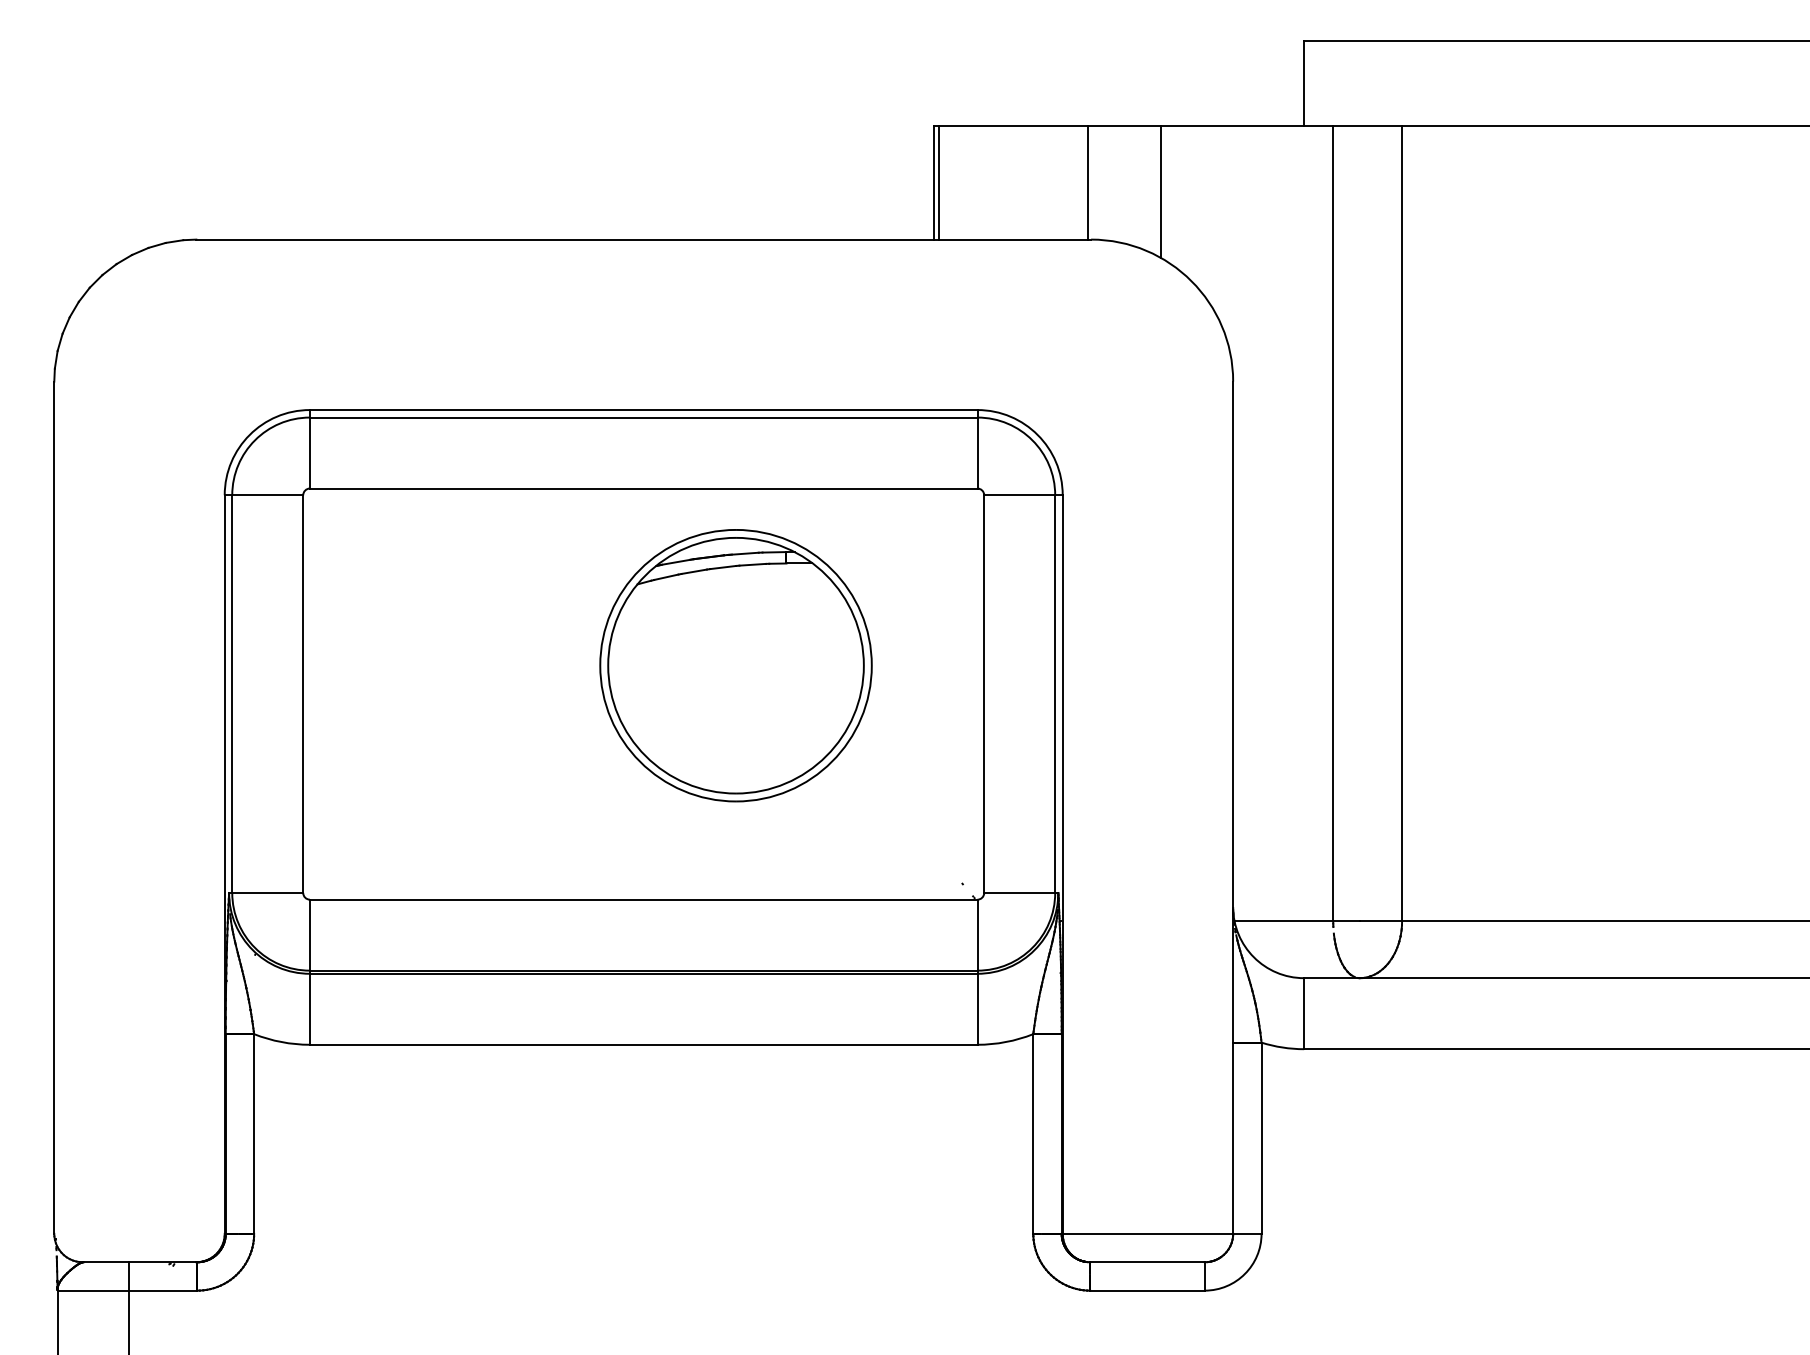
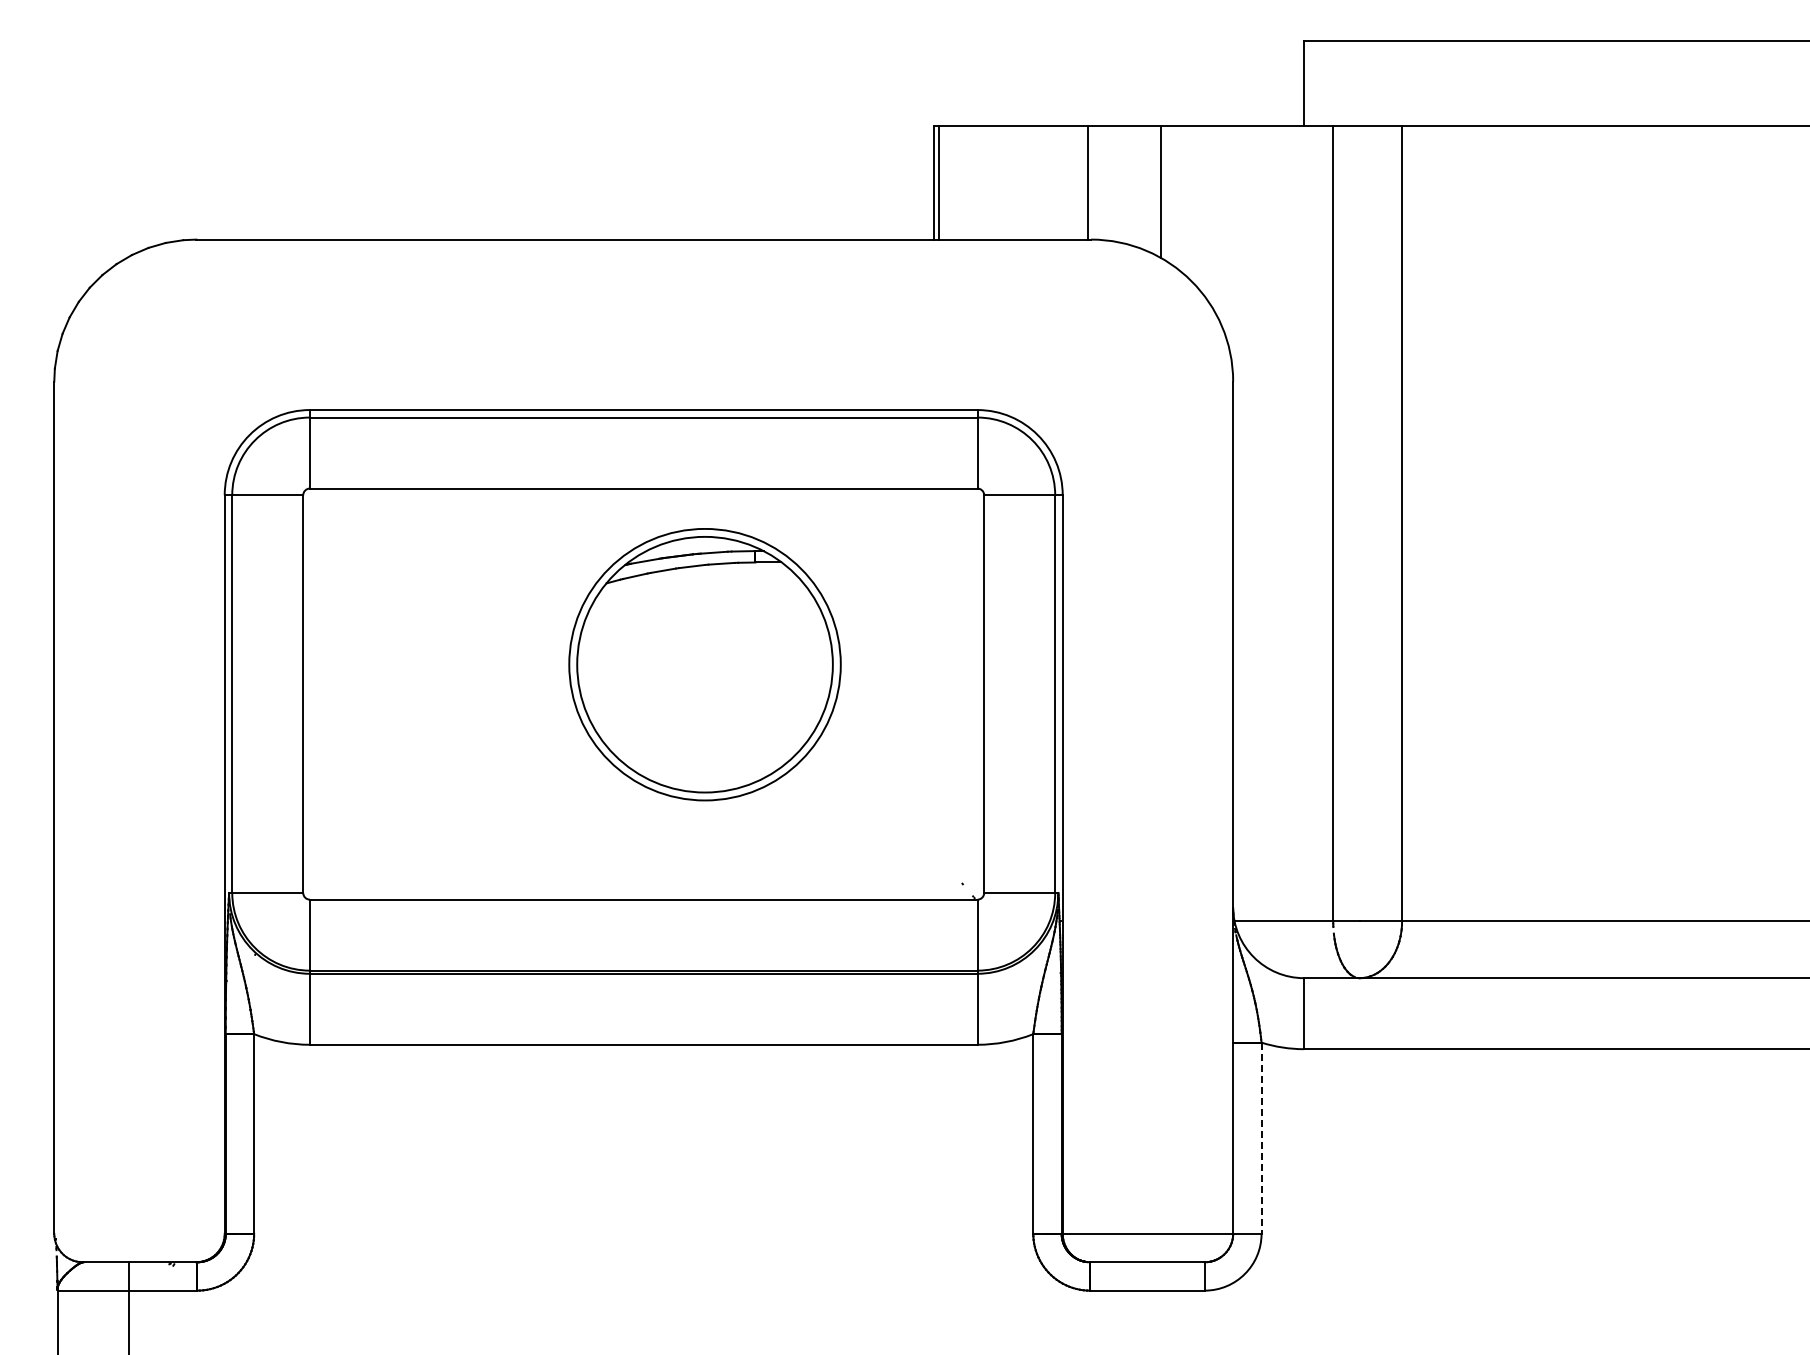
part position: (735, 665) -> (704, 664) (704, 664)
line: solid -> dashed (1261, 1138)
